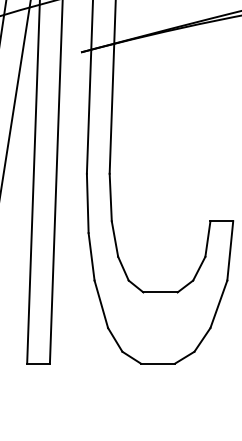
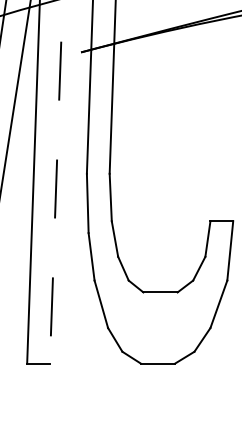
line: solid -> dashed (56, 182)
